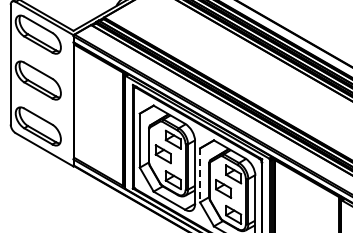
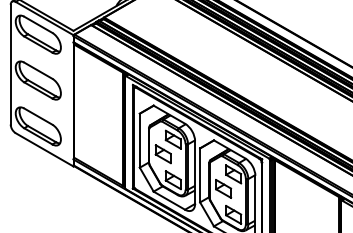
line: dashed -> solid (200, 175)
